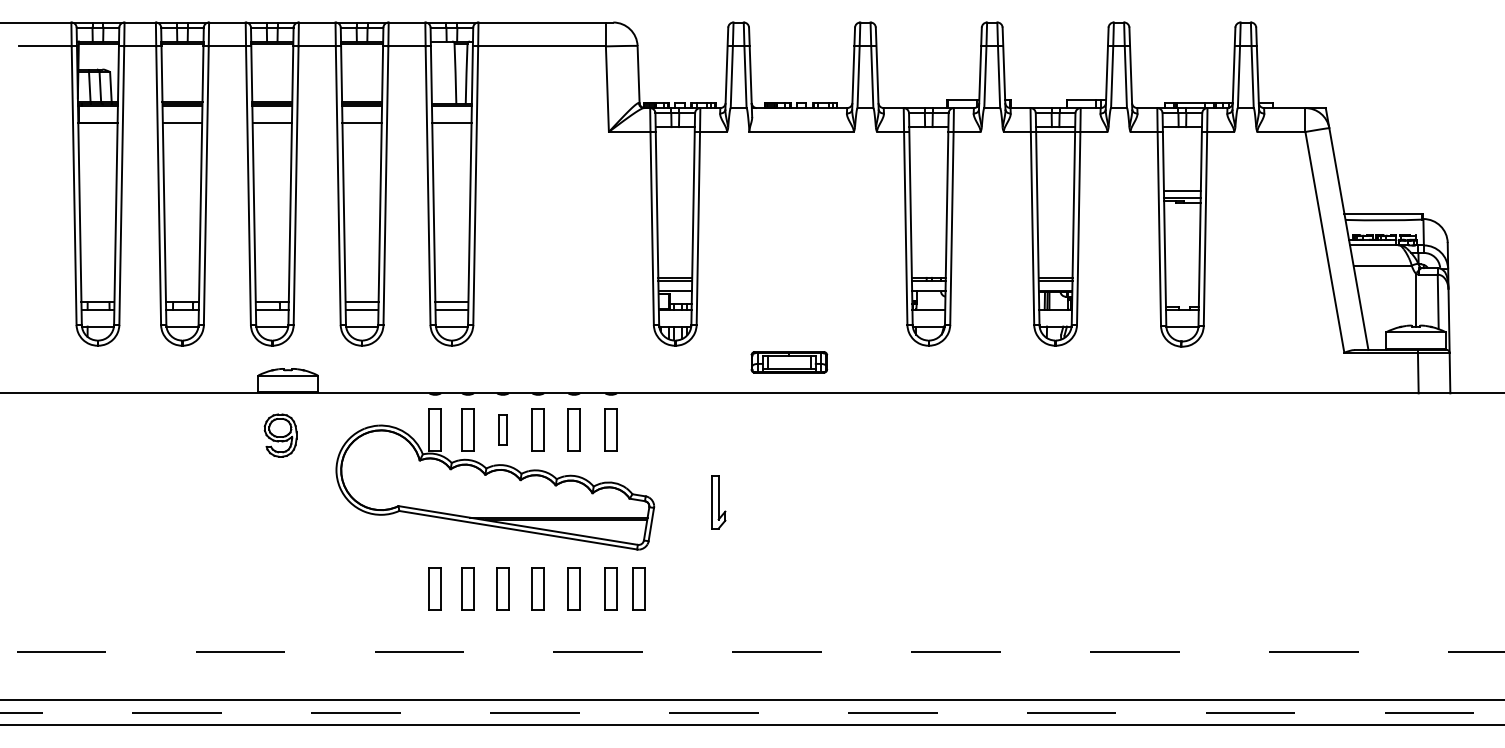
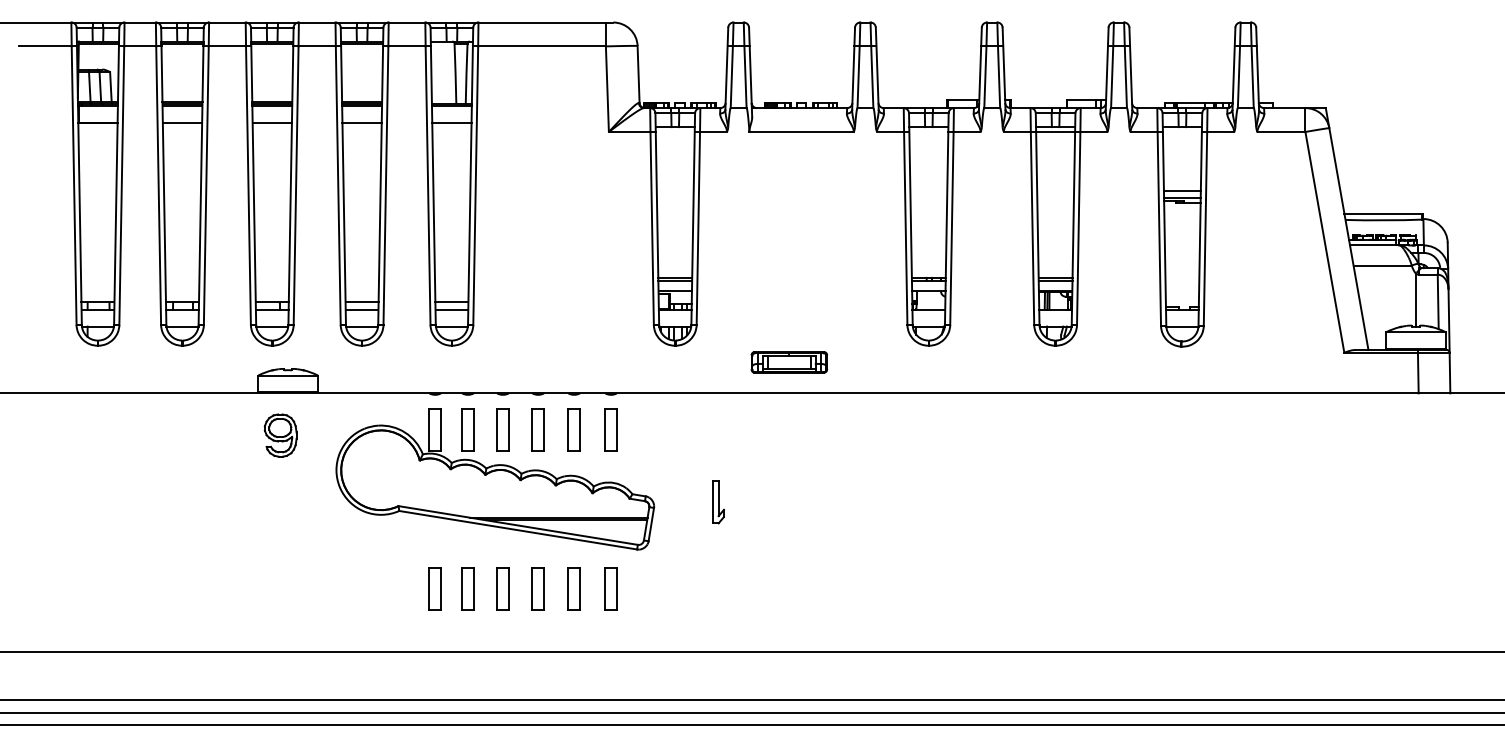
part size: 10x32 px -> 14x44 px (502, 429)
part size: 16x55 px -> 13x45 px (718, 502)
part: present -> none (638, 588)
line: dashed -> solid (753, 652)
line: dashed -> solid (752, 712)
